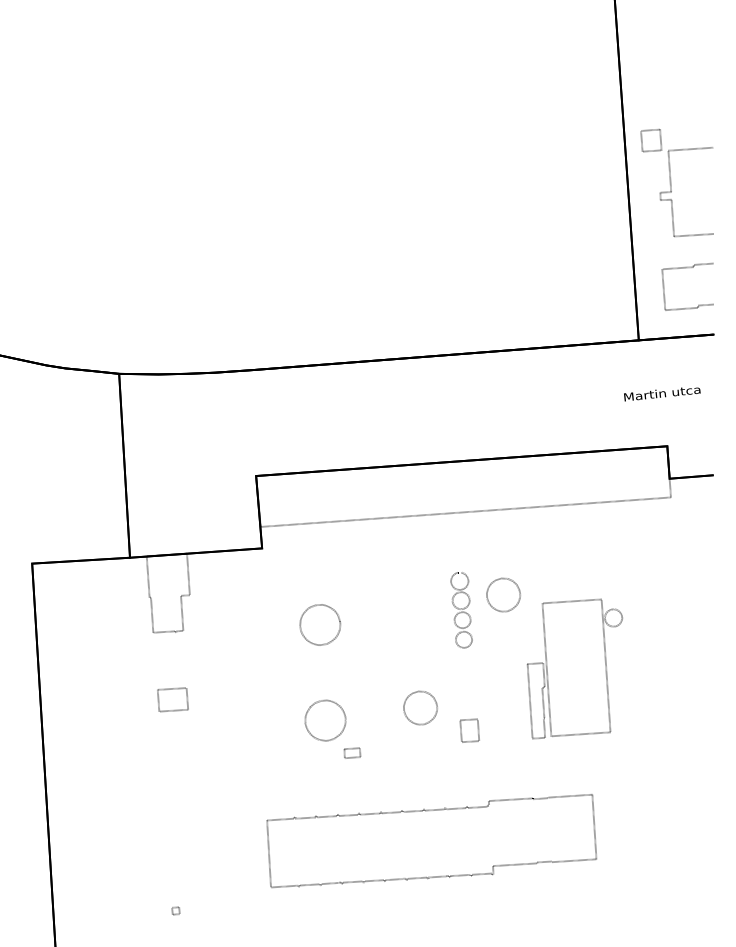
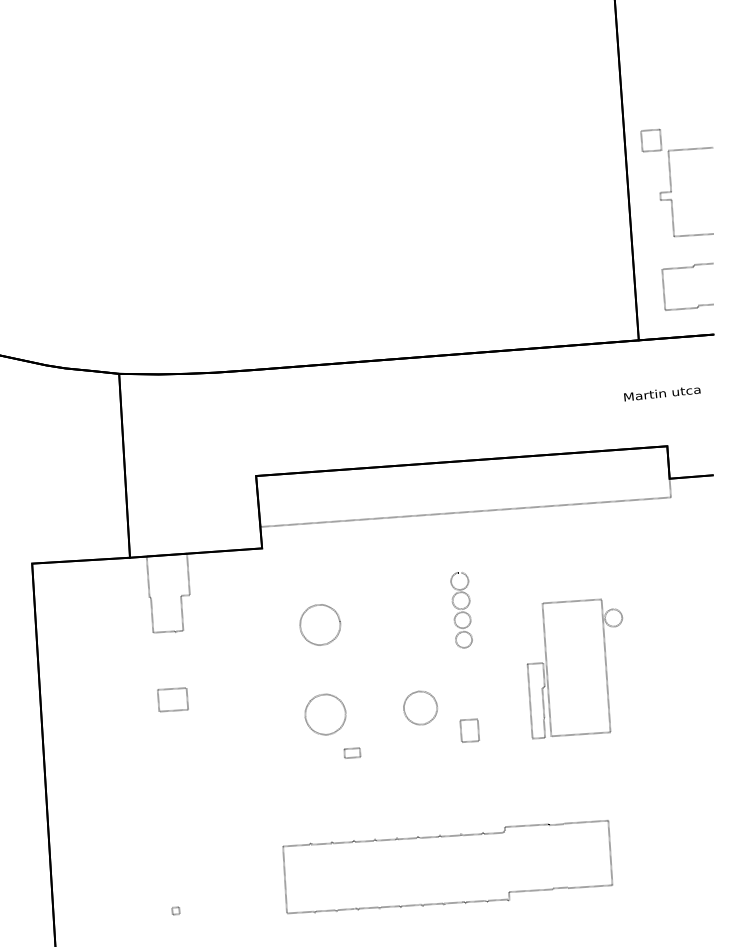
part: present -> none (503, 594)
part position: (325, 720) -> (325, 714) (325, 714)
part position: (431, 841) -> (447, 867) (447, 867)
